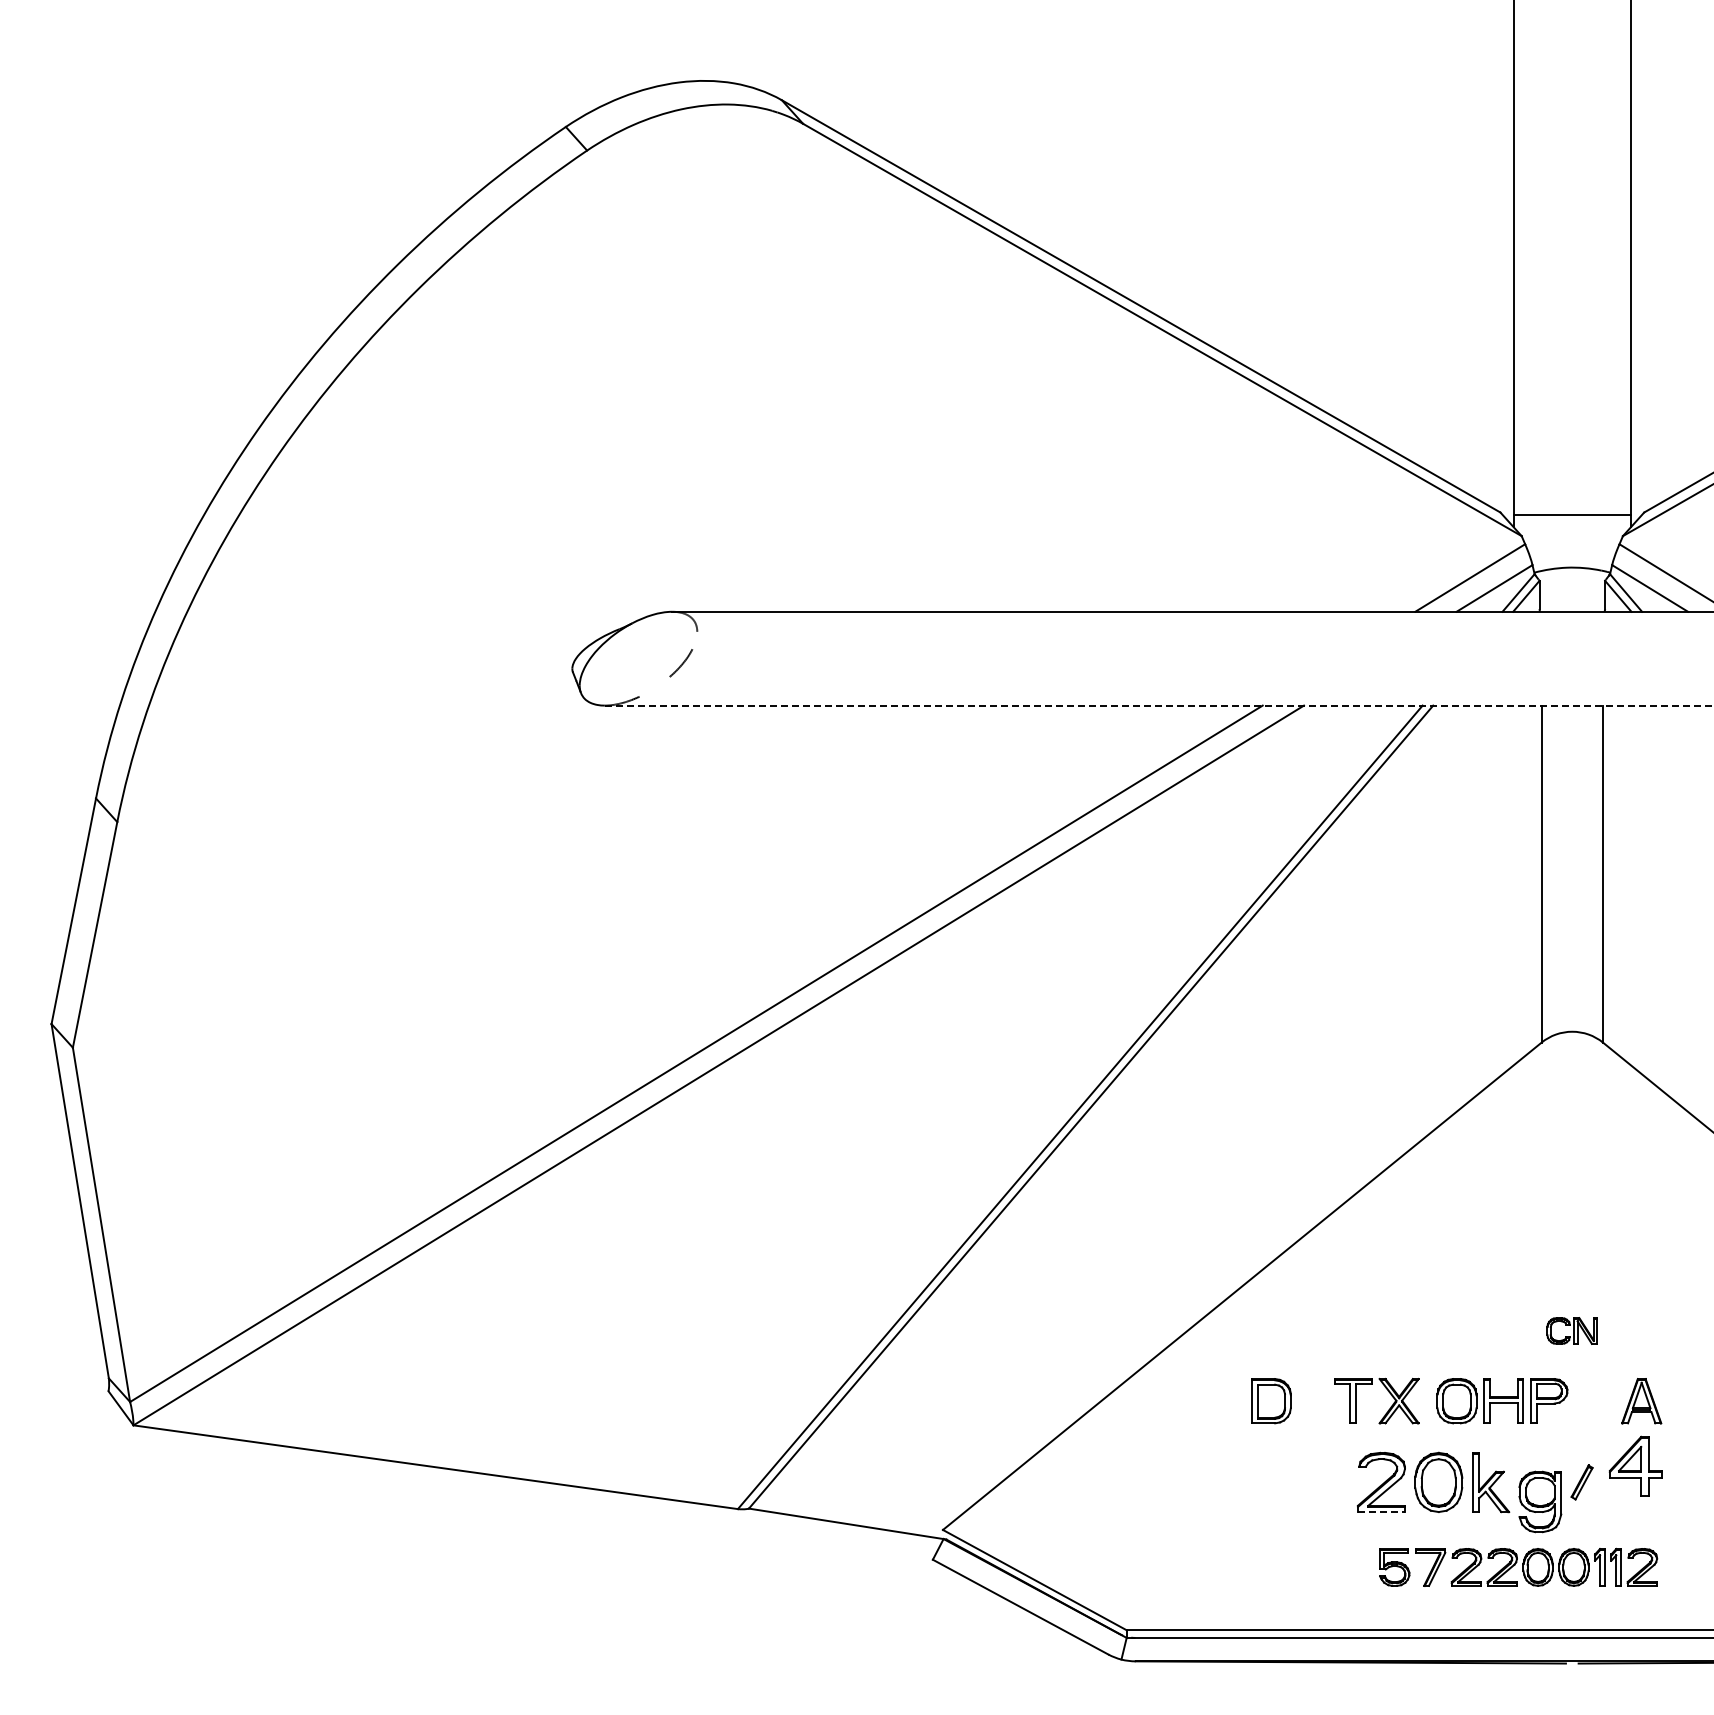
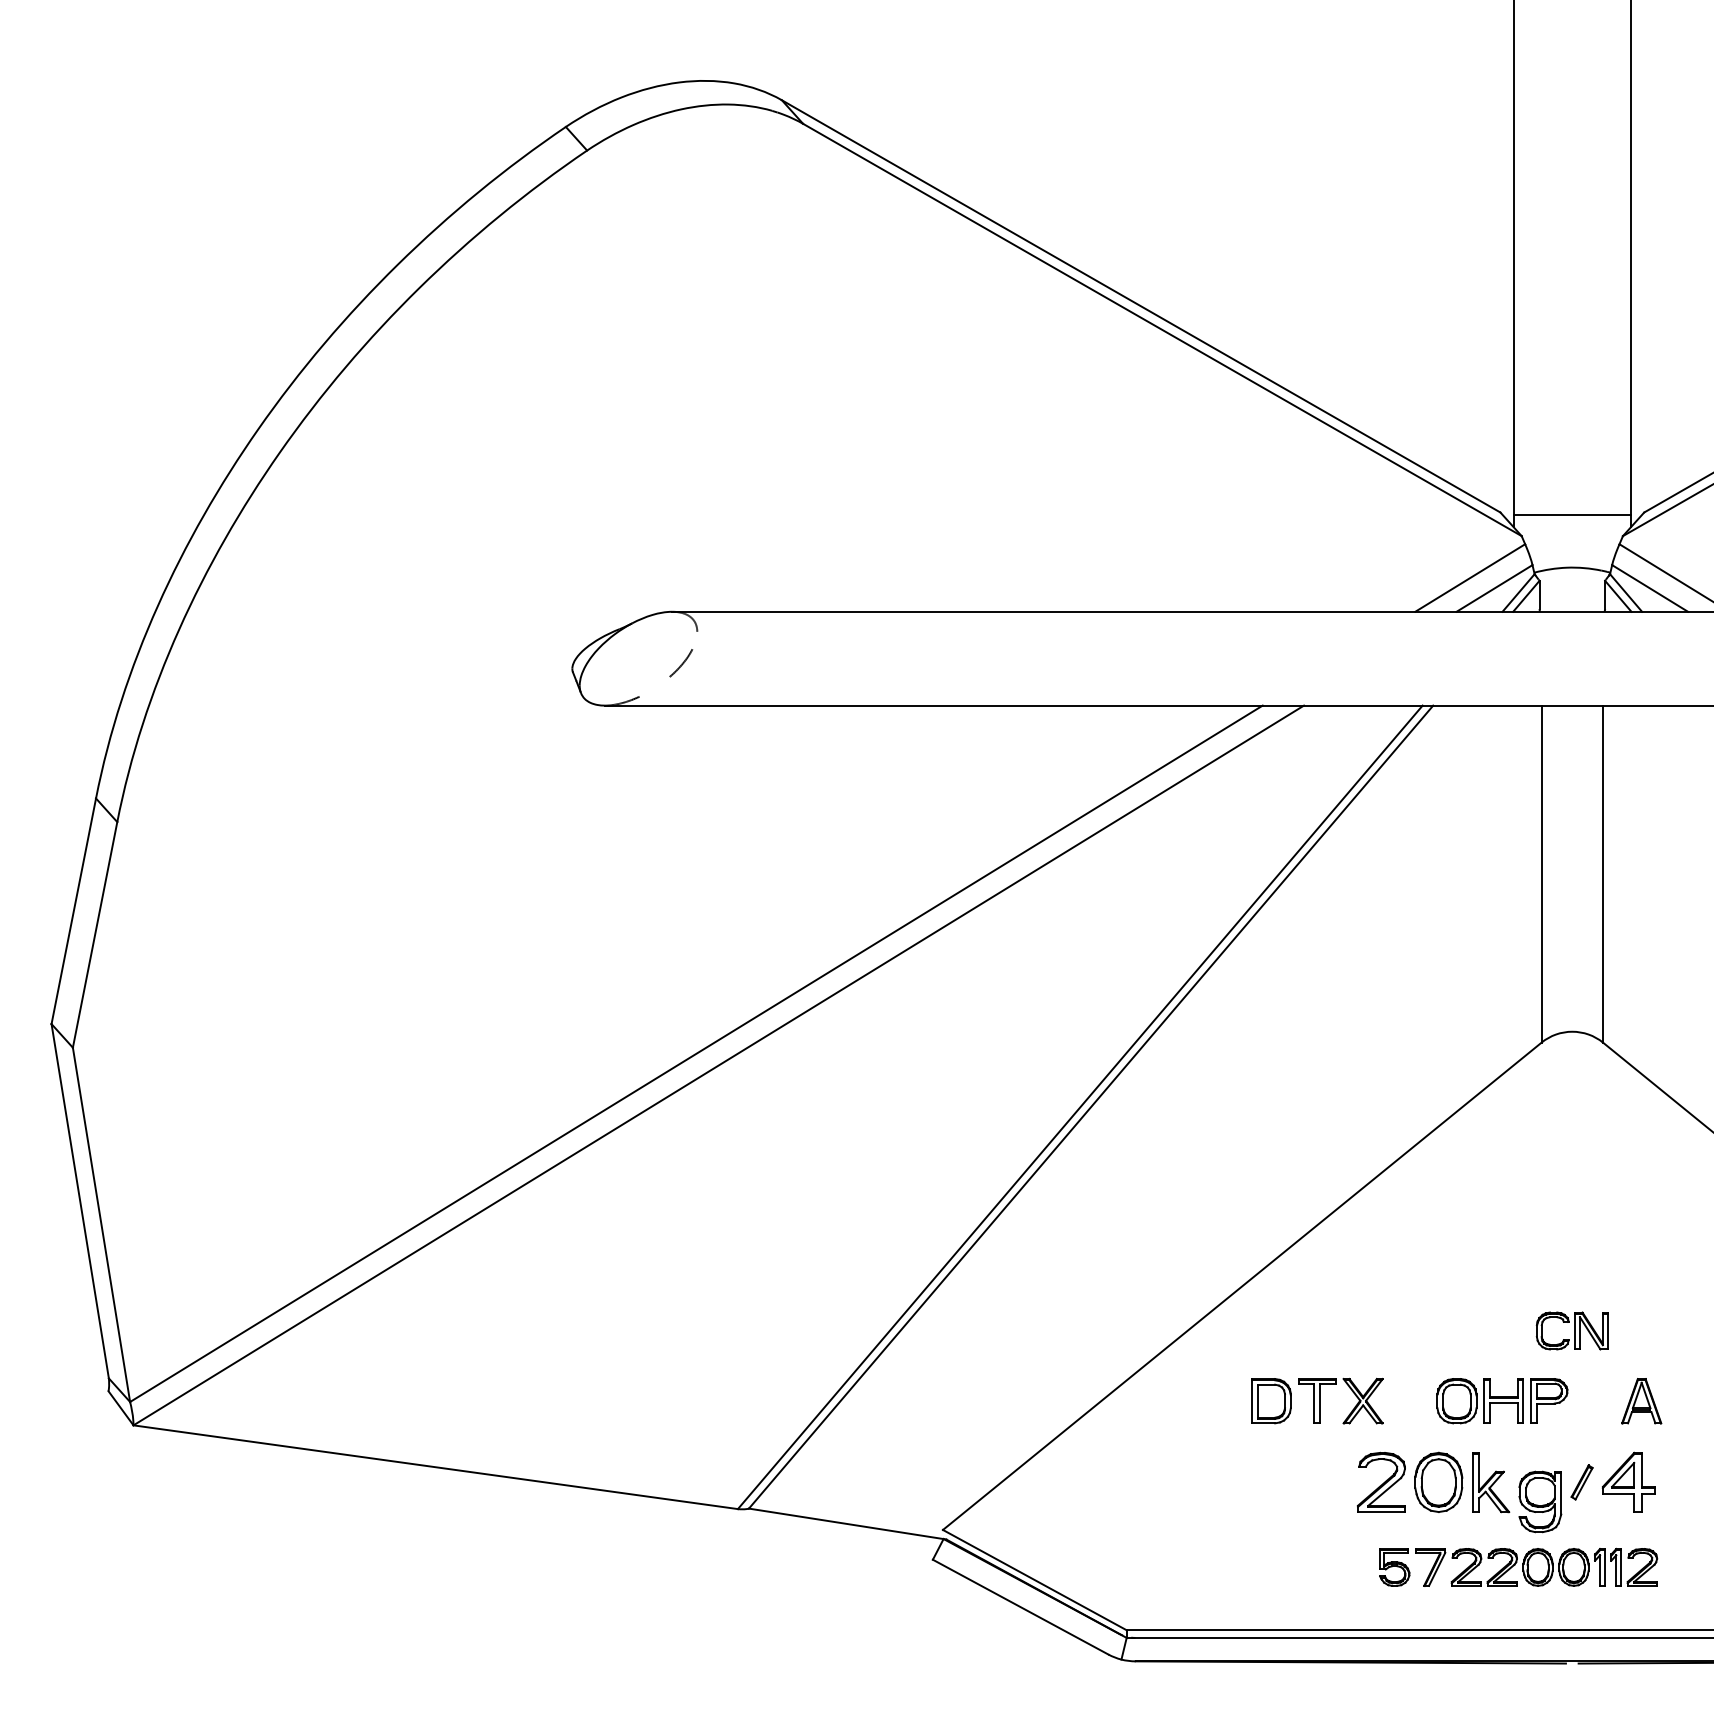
line: dashed -> solid (1159, 705)
part size: 52x28 px -> 74x40 px (1571, 1330)
part position: (1388, 1392) -> (1352, 1392) (1352, 1392)
part position: (1635, 1465) -> (1628, 1481) (1628, 1481)
line: dashed -> solid (1381, 1512)
